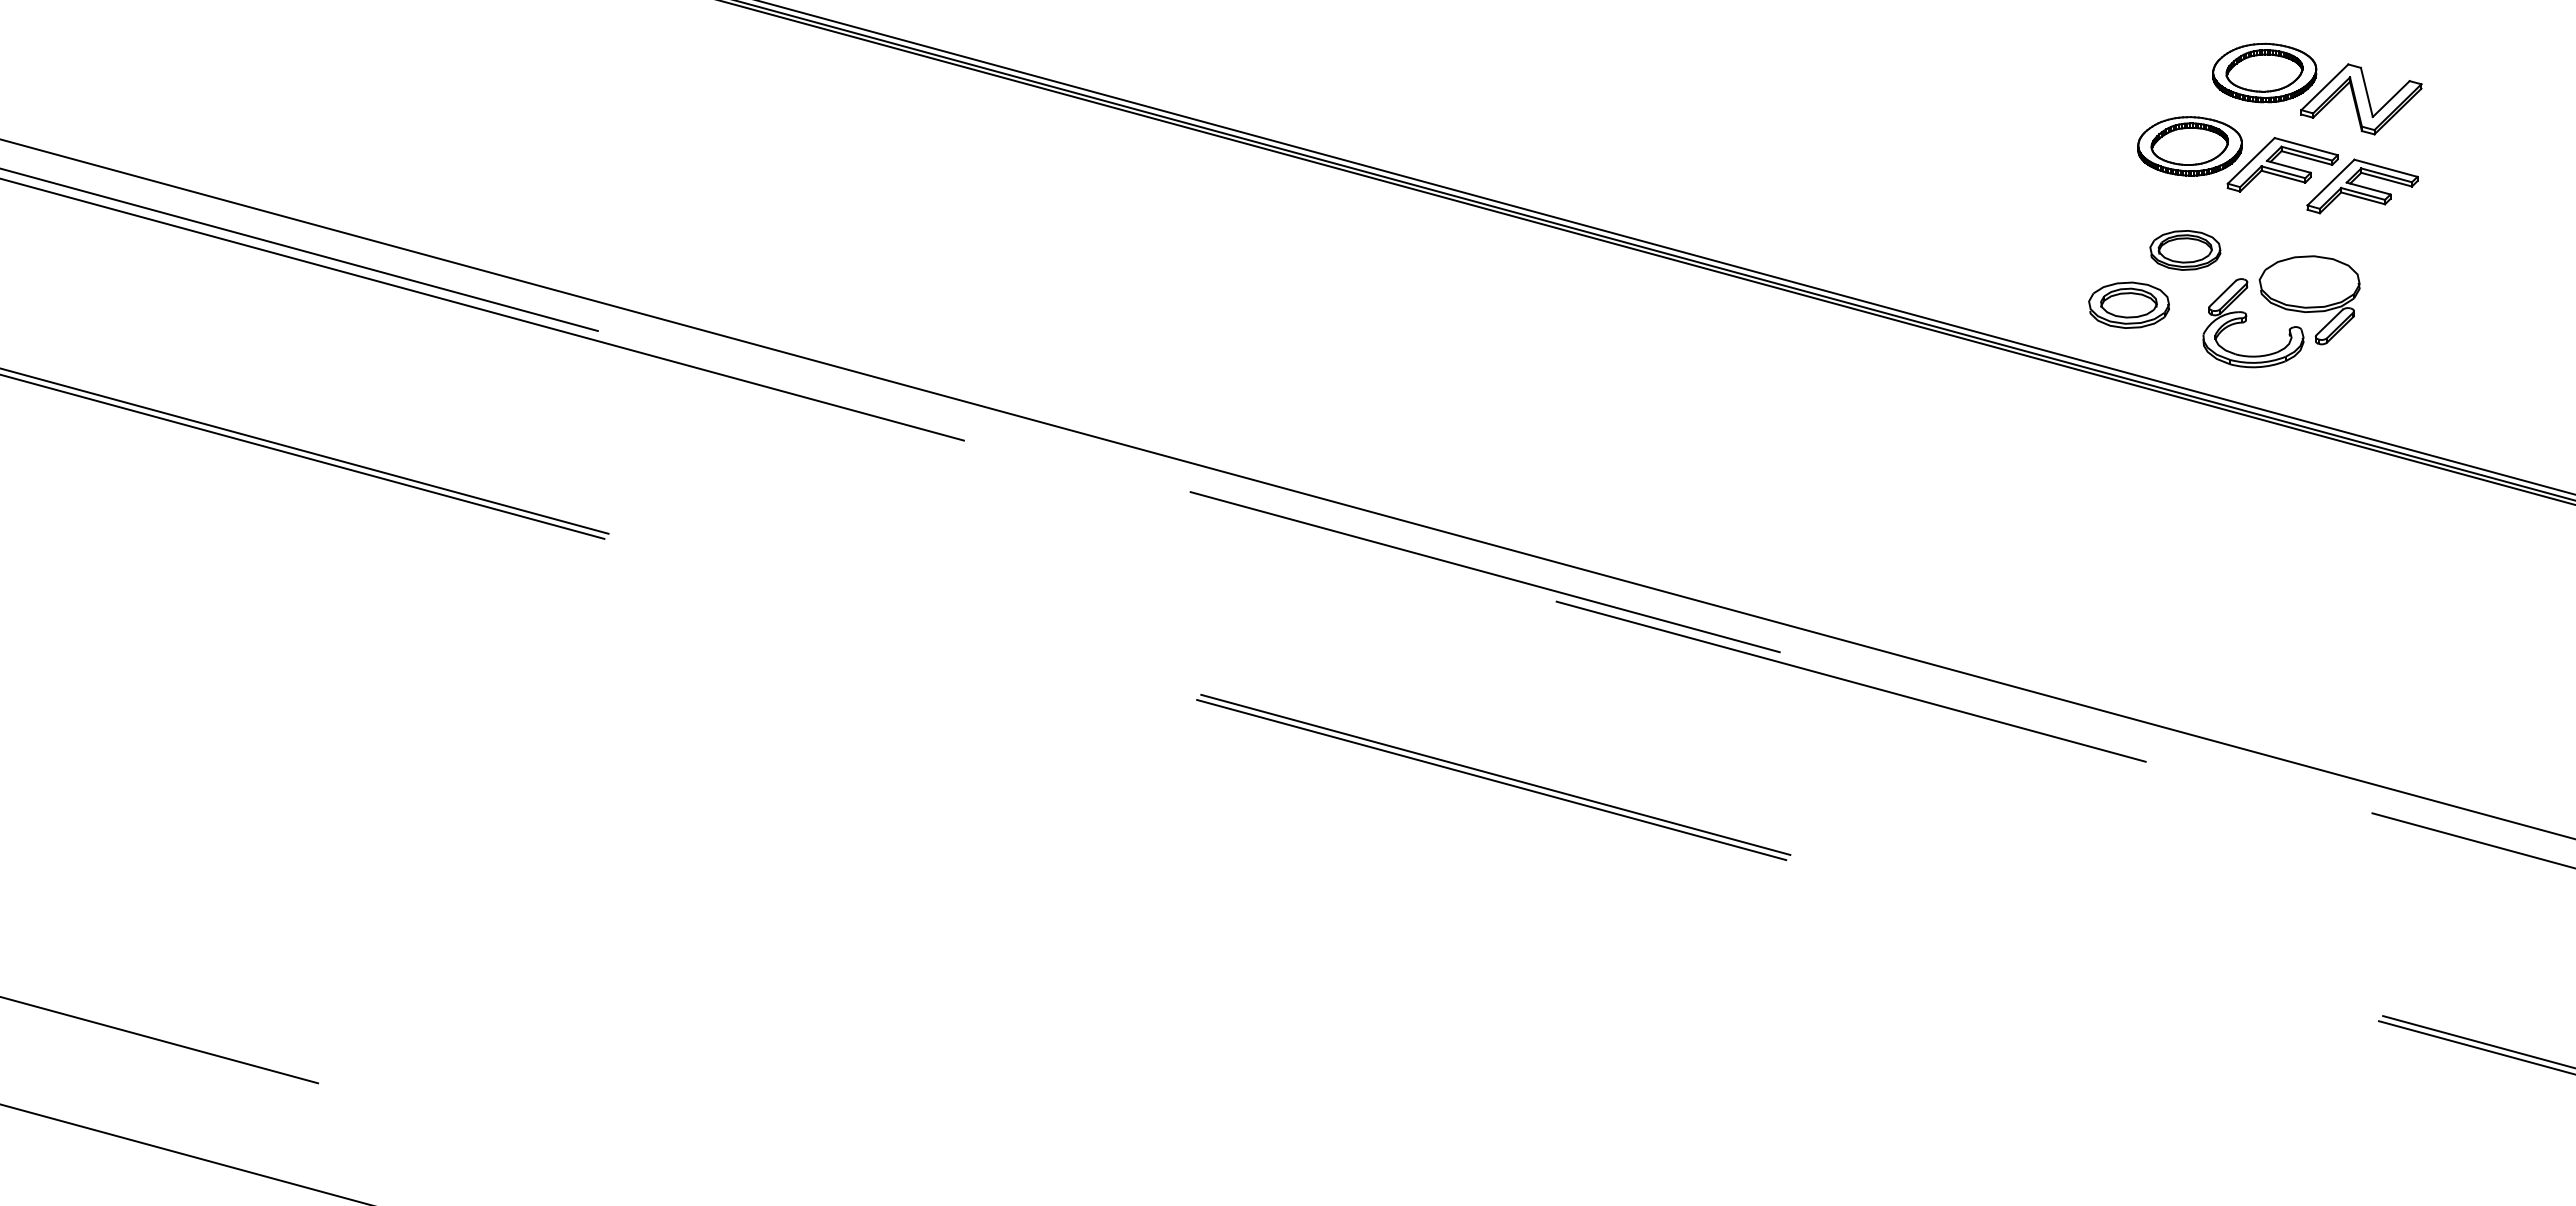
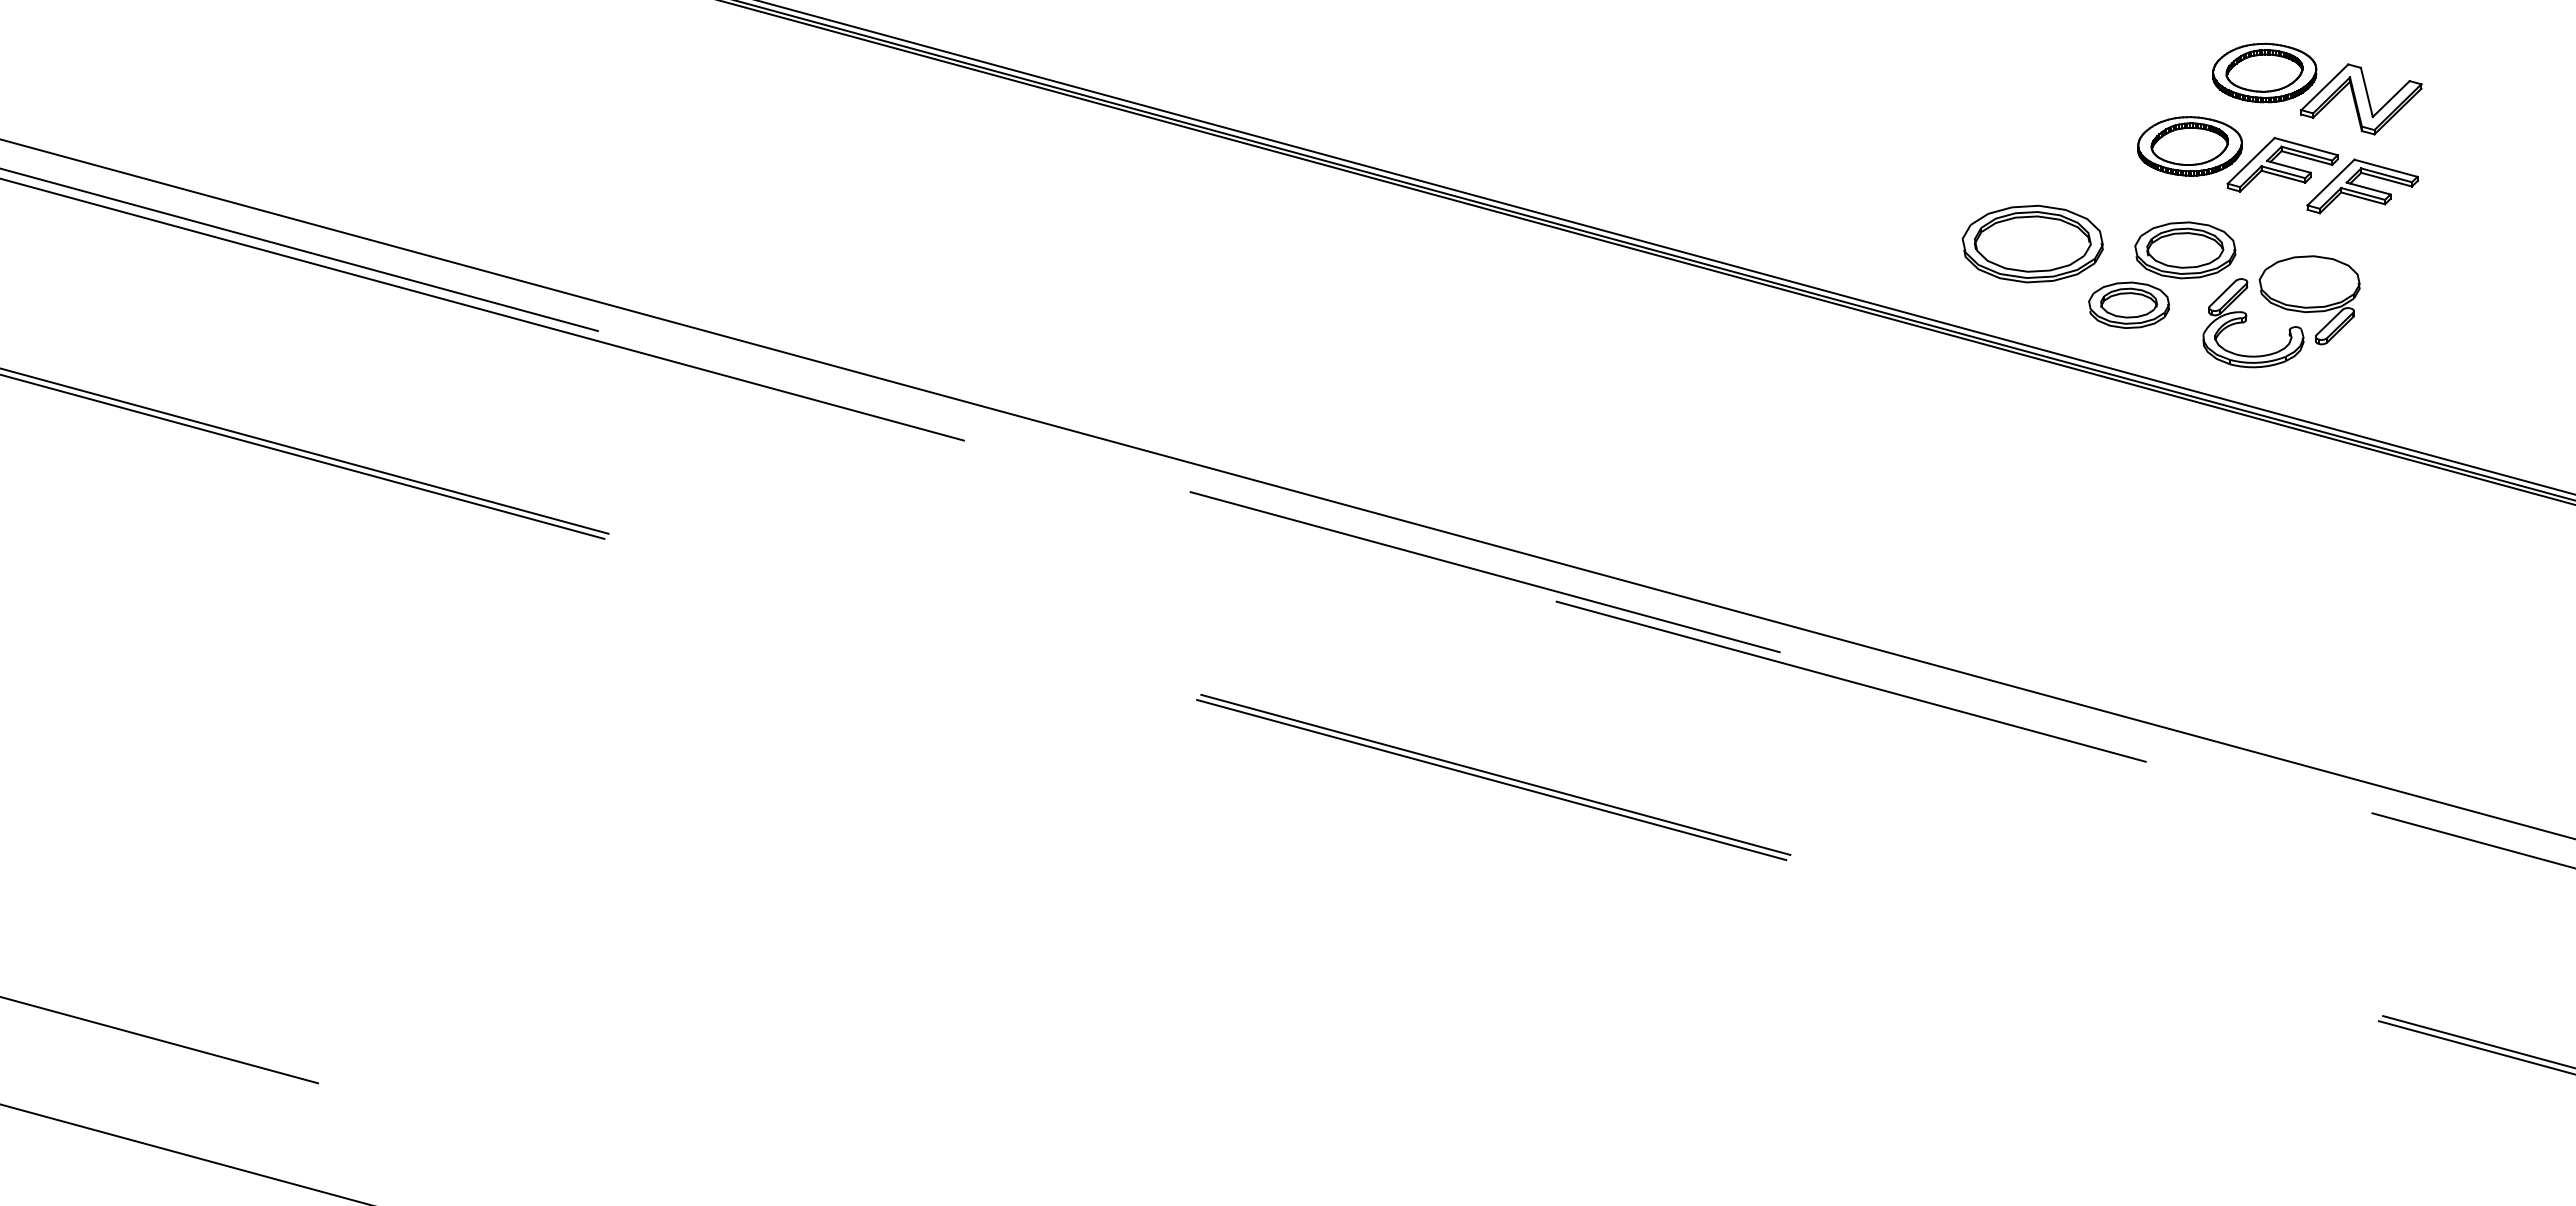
part: none -> present (2032, 243)
part size: 73x41 px -> 103x59 px (2185, 250)
